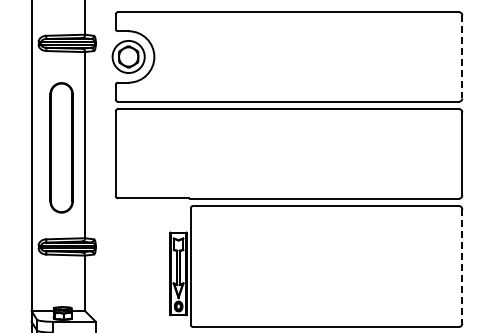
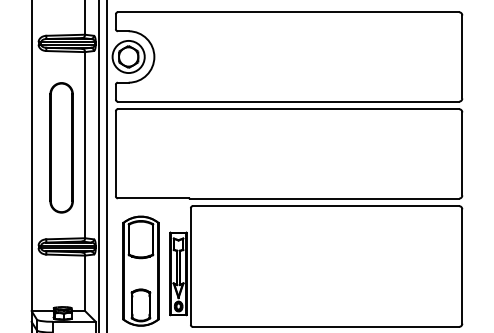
line: dashed -> solid (462, 56)
line: none -> present (98, 165)
line: none -> present (107, 165)
line: dashed -> solid (462, 267)
part: none -> present (140, 270)
